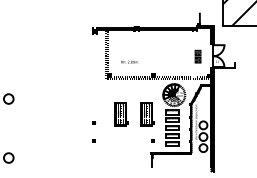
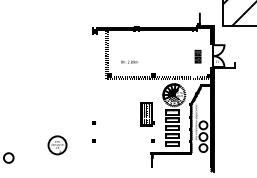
circle: present -> none (8, 98)
part: present -> none (121, 114)
part: none -> present (57, 145)
